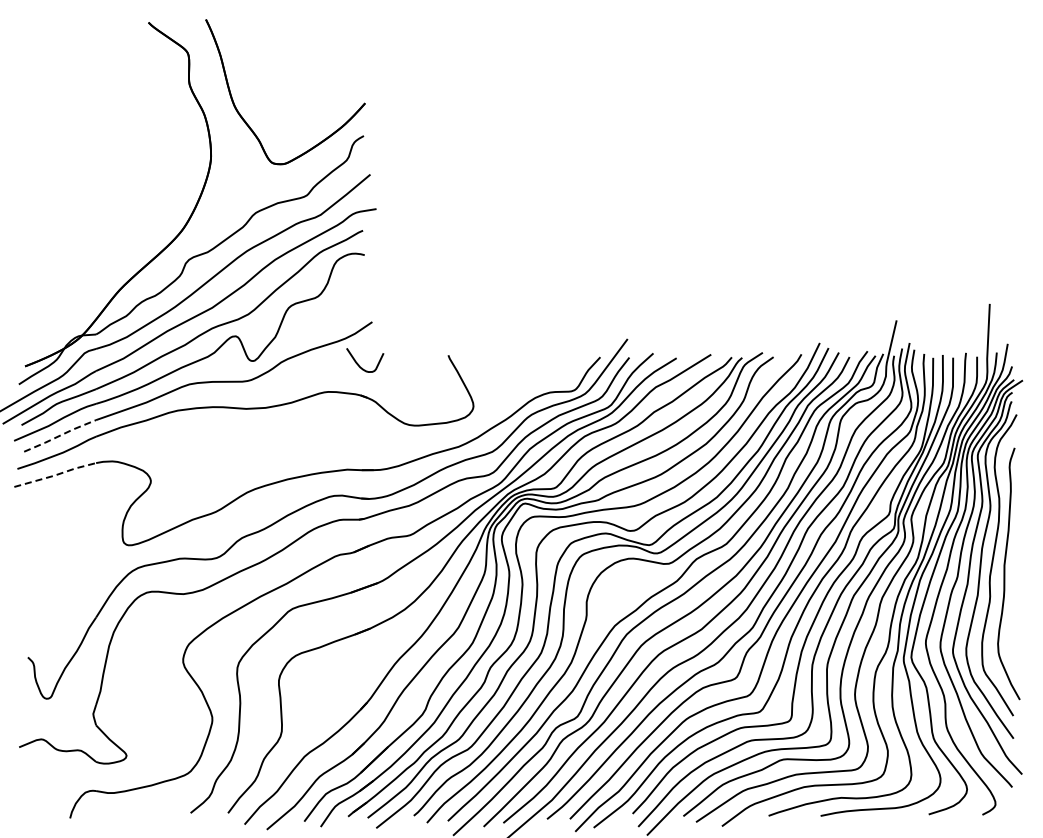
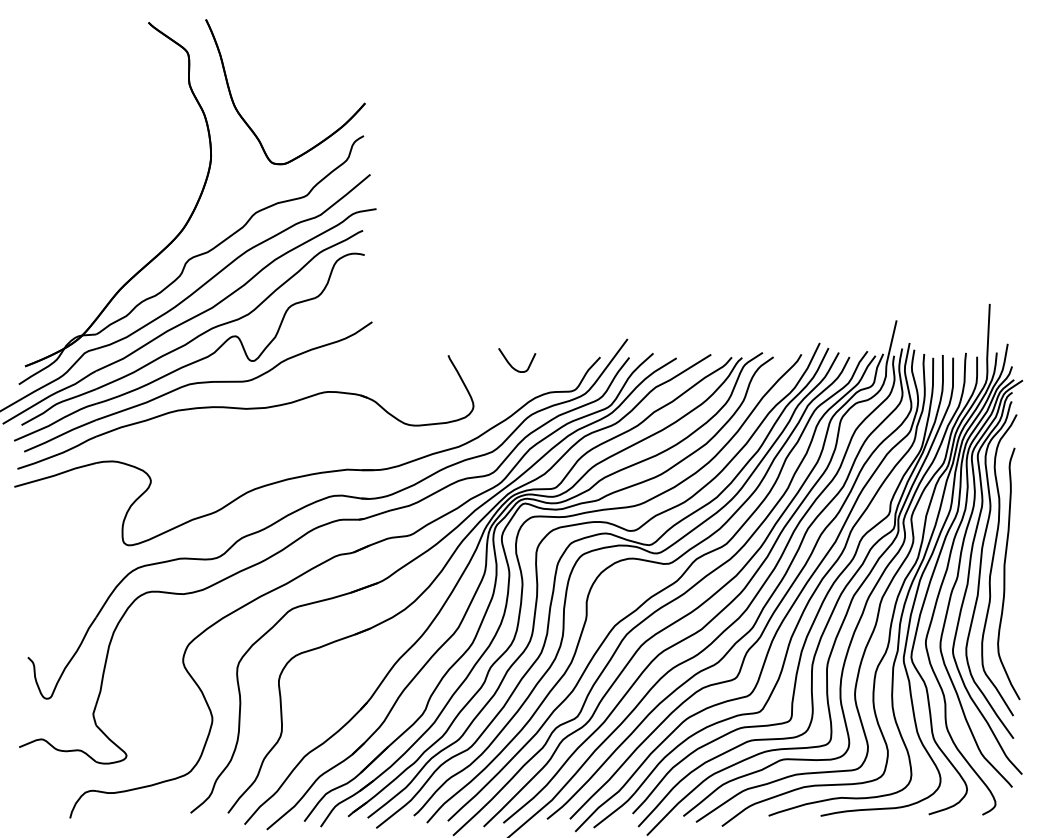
curve position: (359, 364) -> (511, 364) (511, 364)
line: dashed -> solid (60, 435)
line: dashed -> solid (55, 475)
